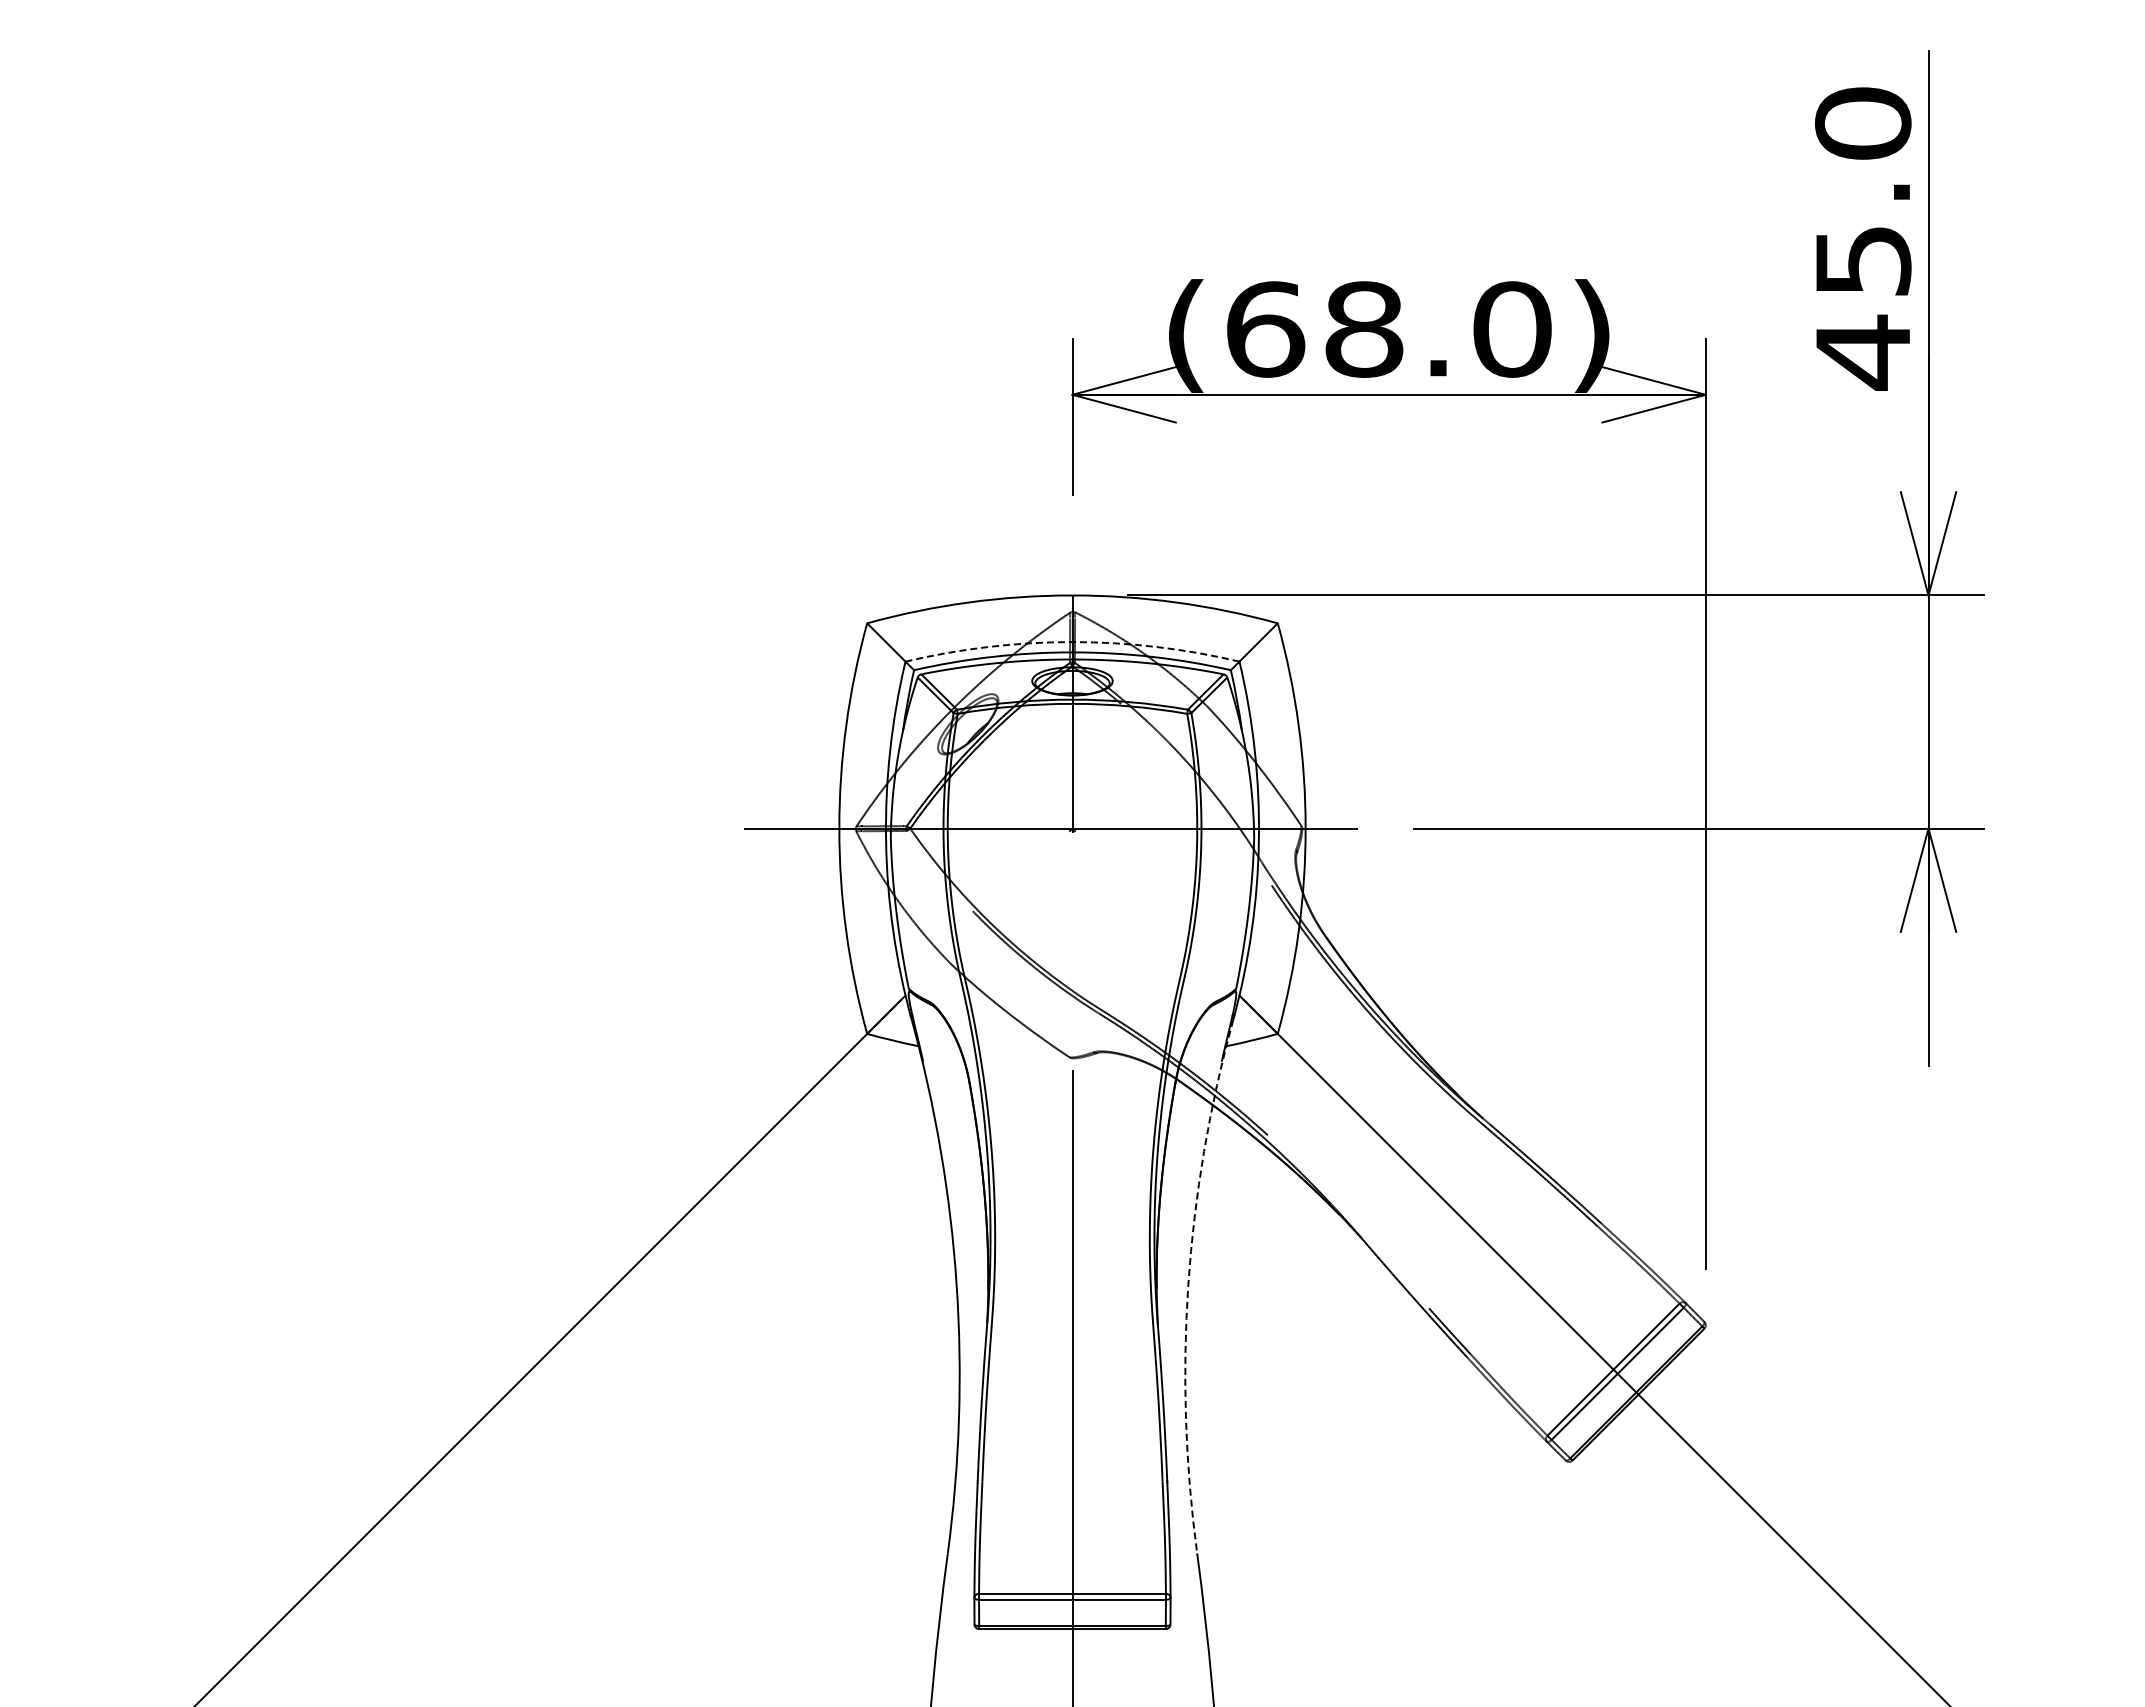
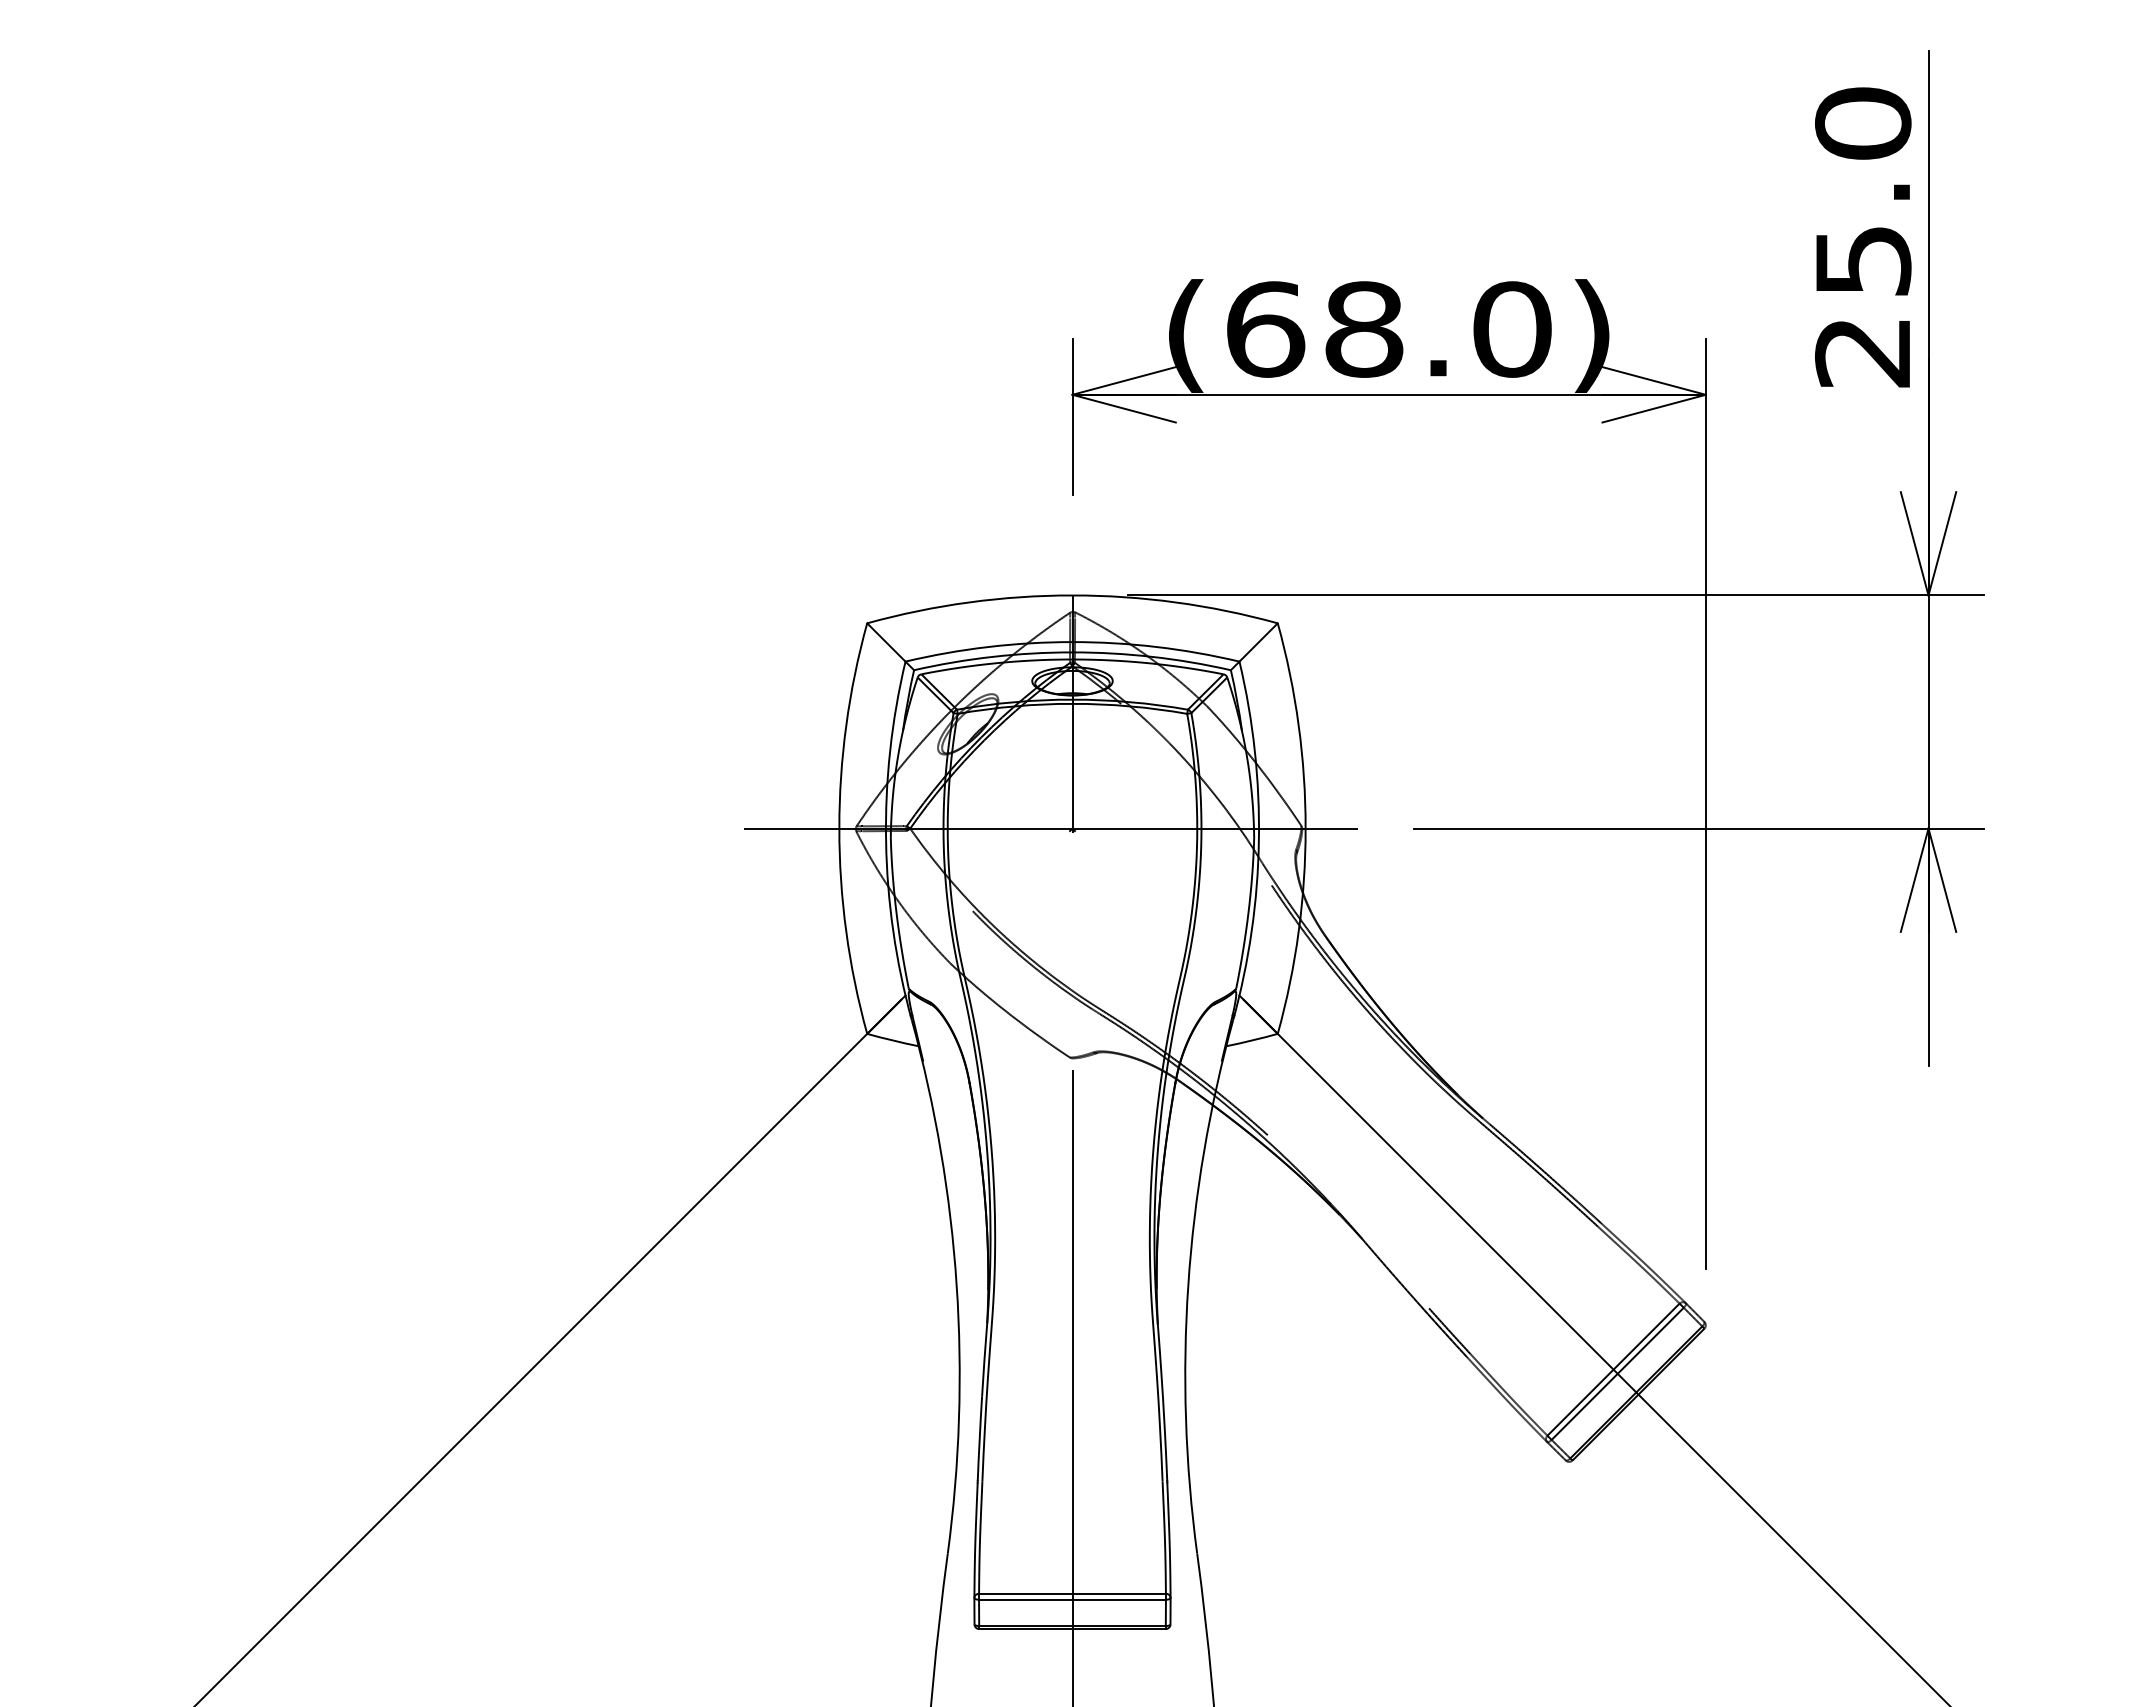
text: 45.0 -> 25.0 (1862, 352)
arc: dashed -> solid (1072, 642)
arc: dashed -> solid (1188, 1284)
